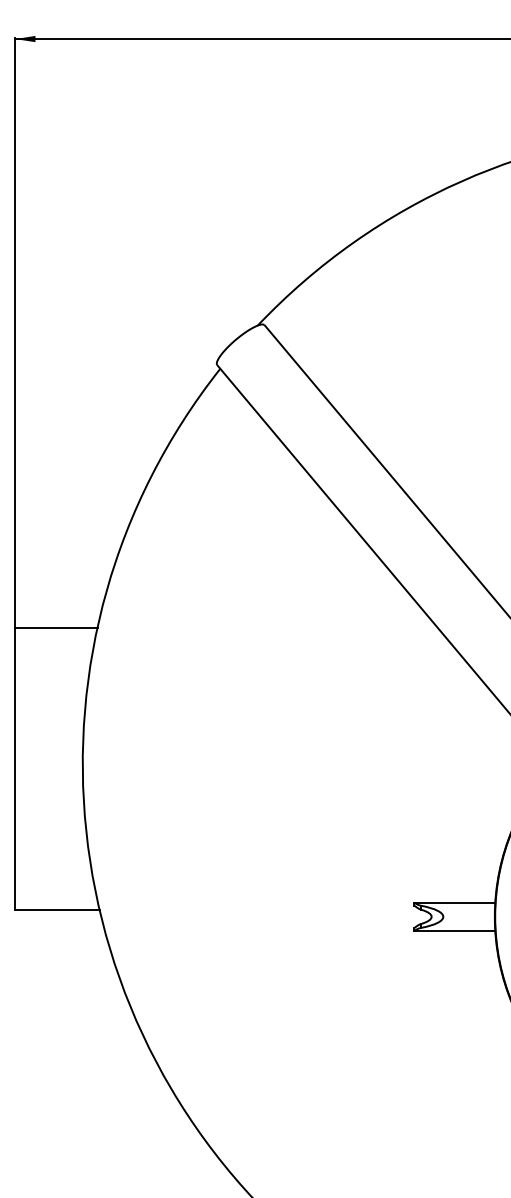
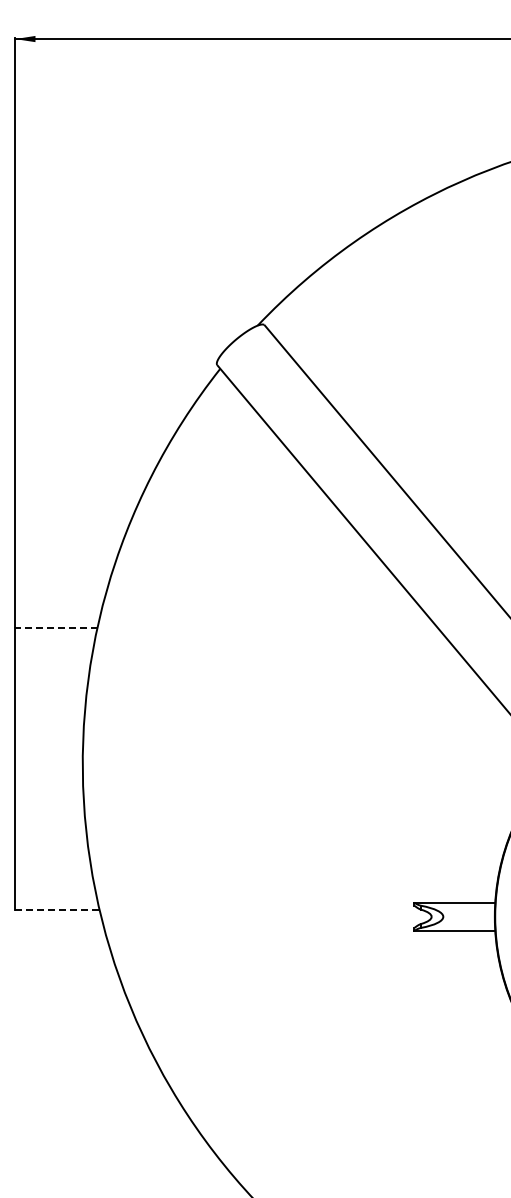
line: solid -> dashed (55, 627)
line: solid -> dashed (57, 910)
